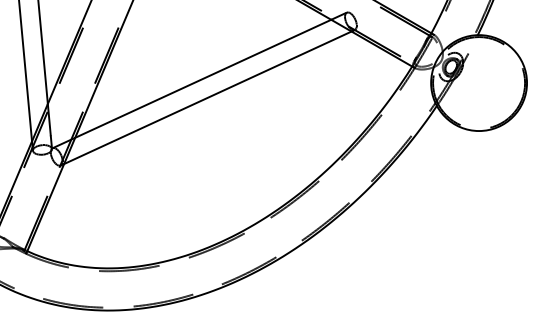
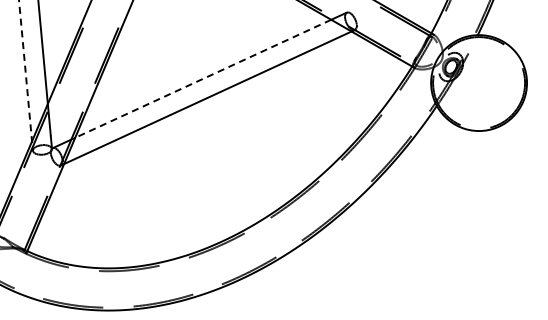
line: solid -> dashed (25, 74)
line: solid -> dashed (203, 78)
